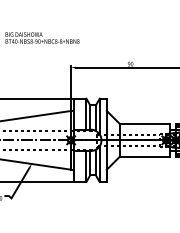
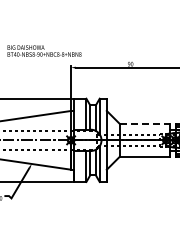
text position: (42, 37) -> (44, 50) (44, 50)
line: solid -> dashed (144, 124)
